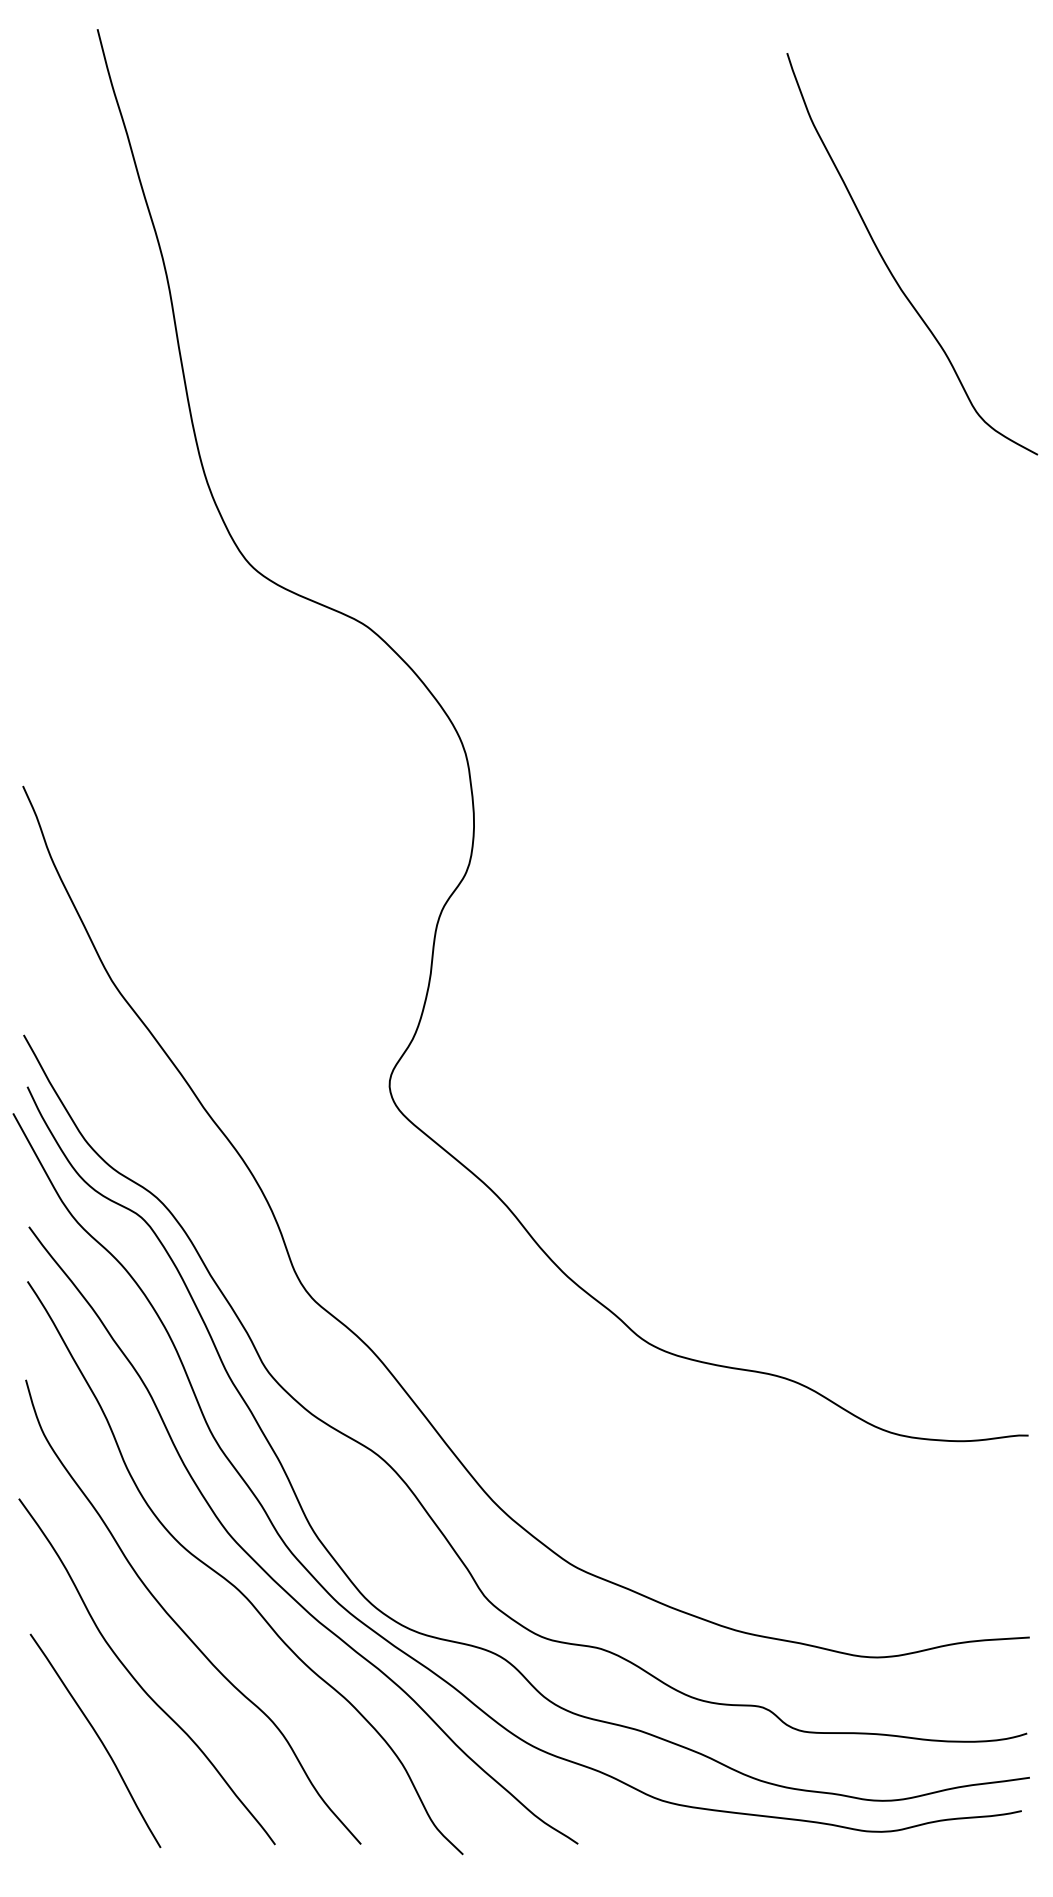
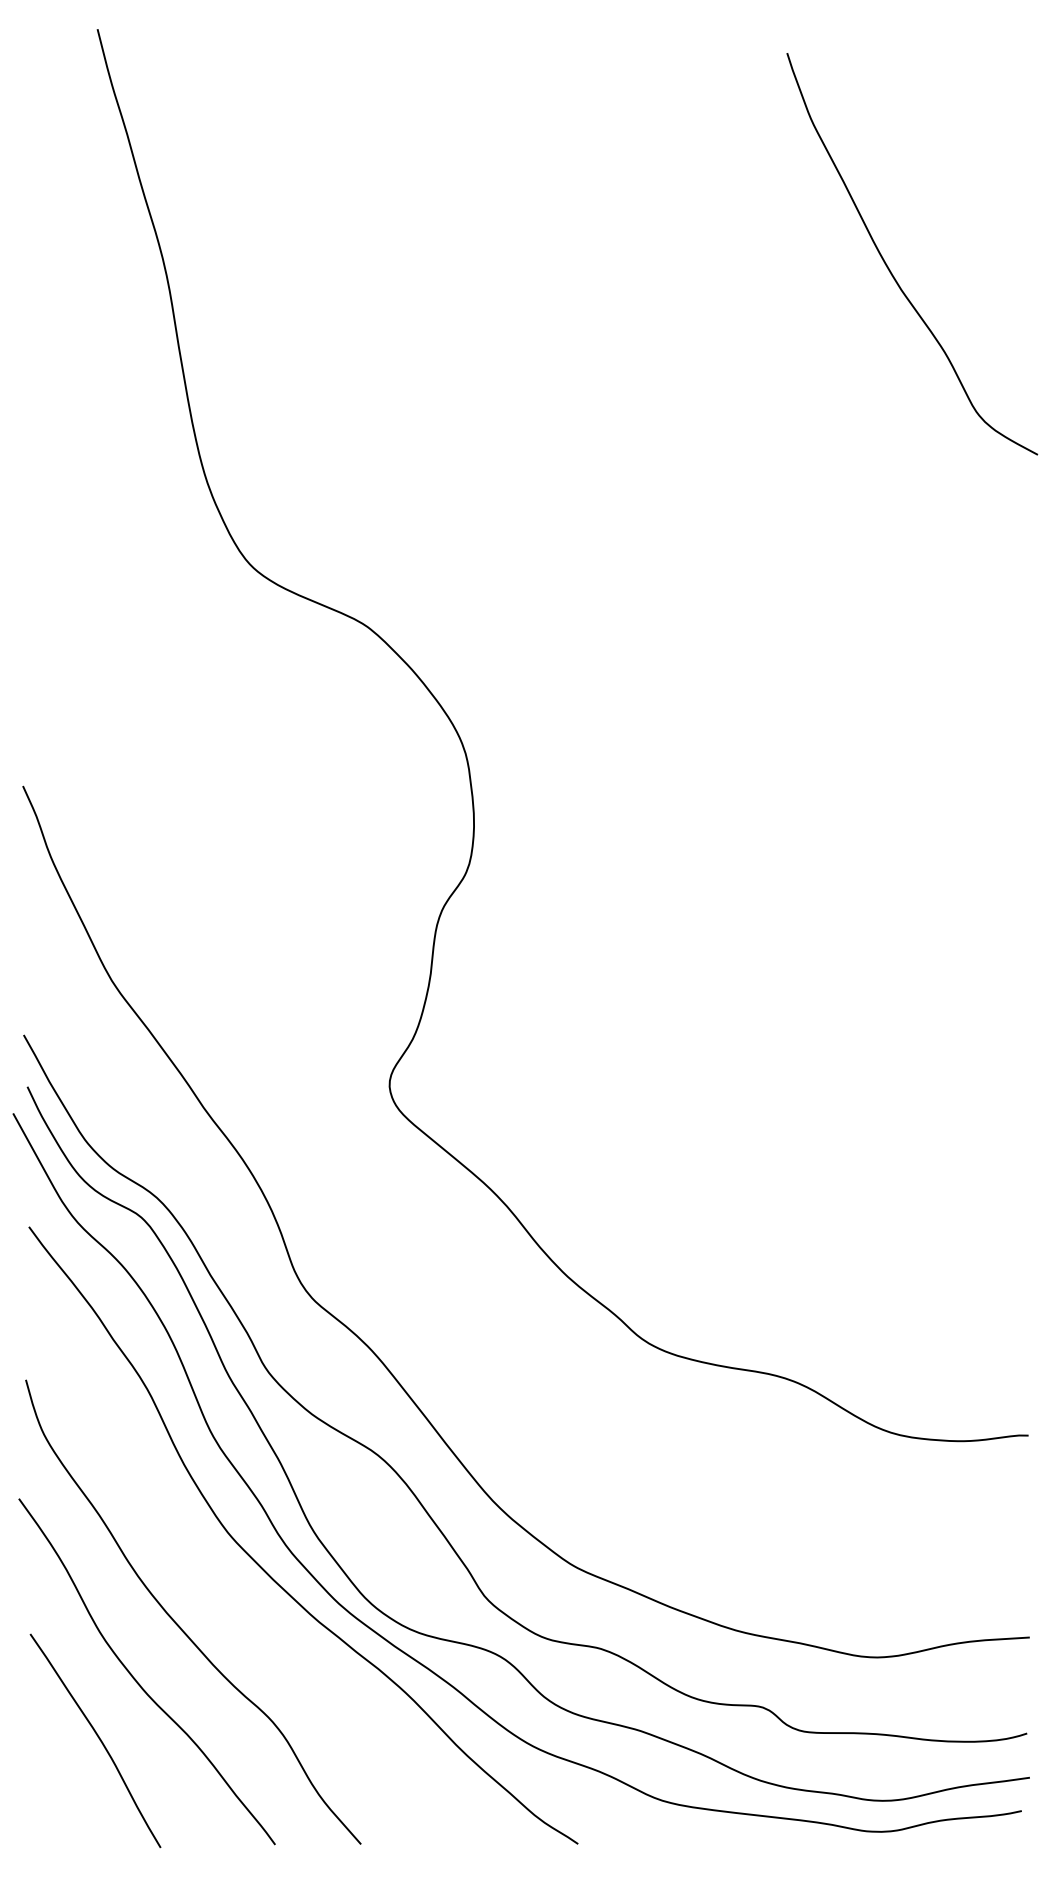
curve: present -> none (231, 1582)
